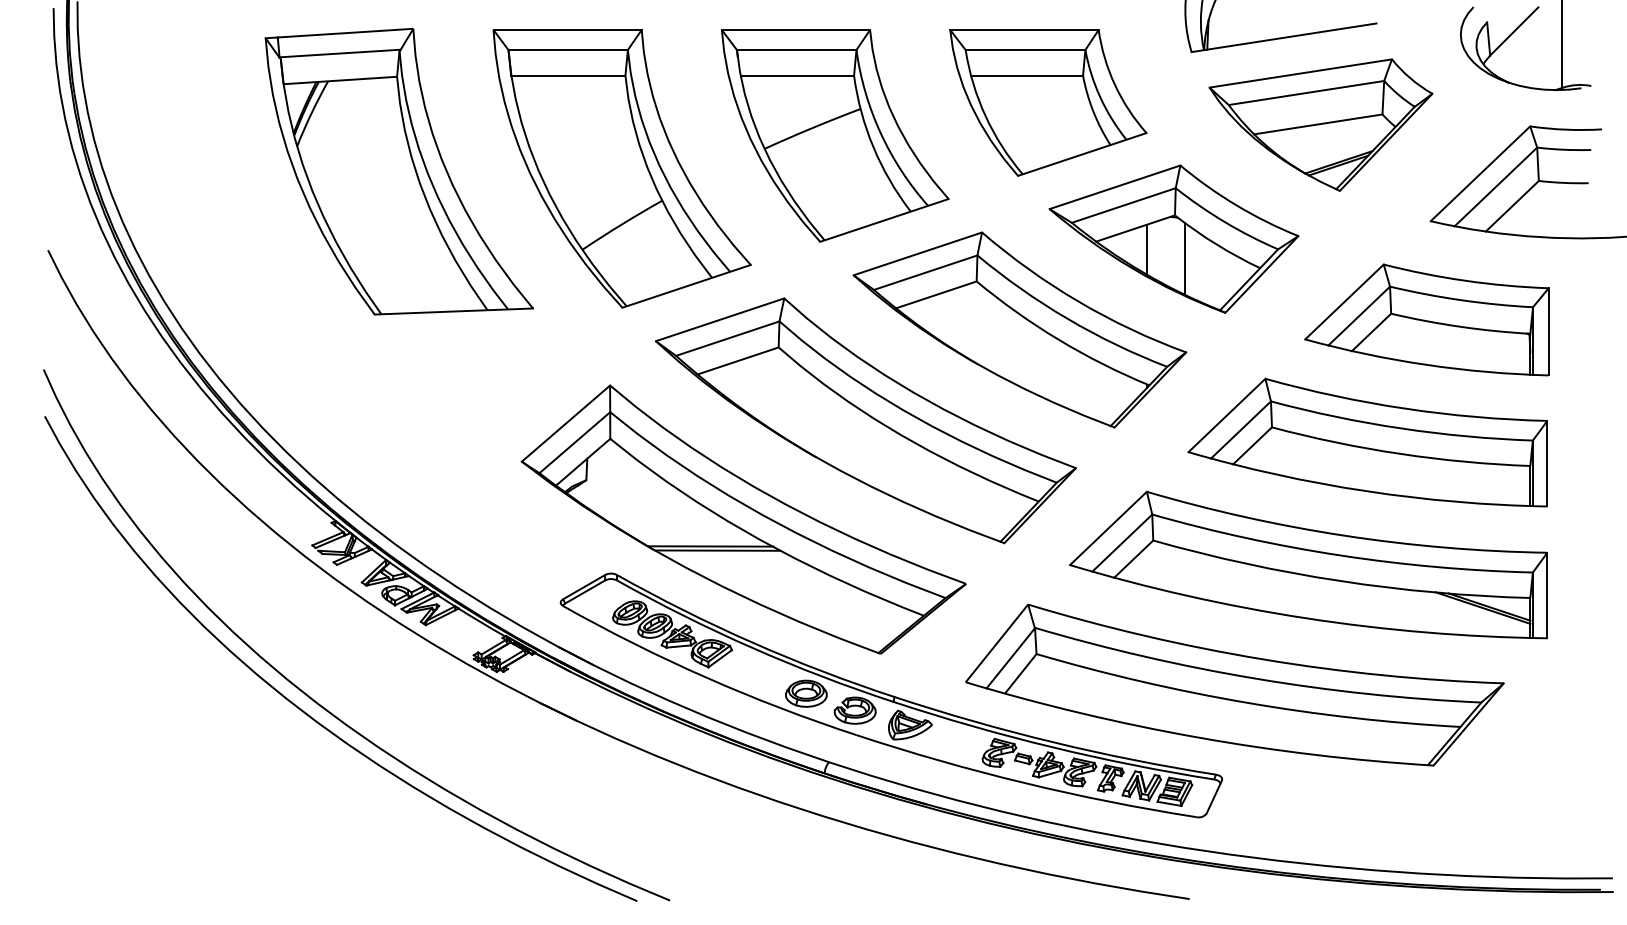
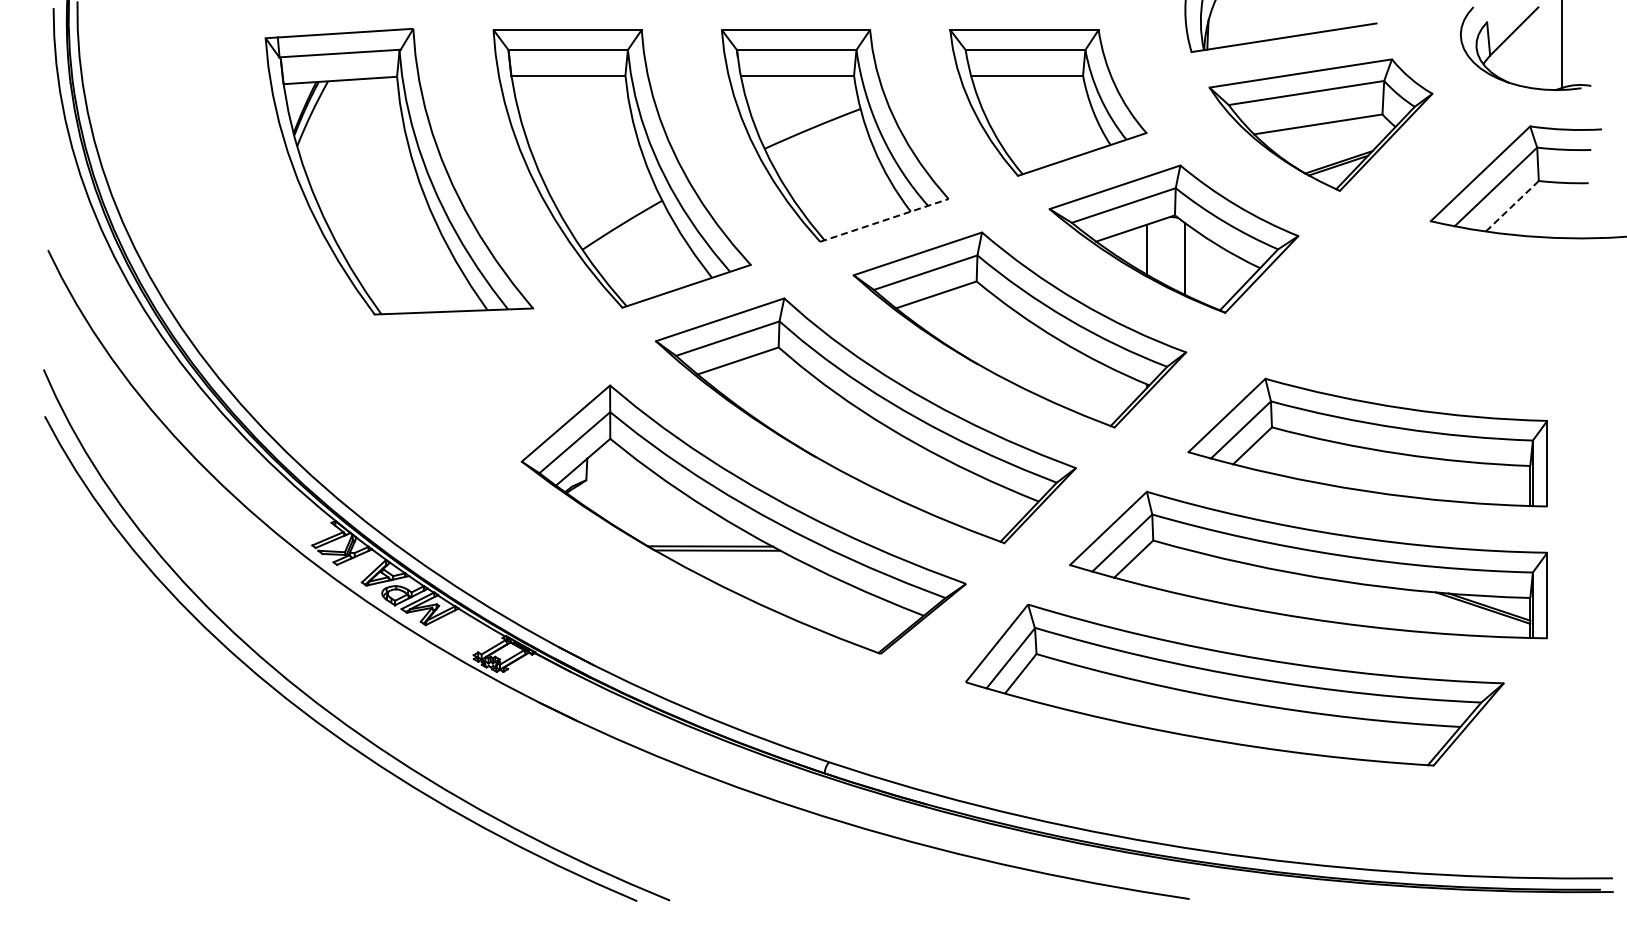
line: solid -> dashed (1512, 206)
line: solid -> dashed (884, 220)
part: present -> none (1426, 319)
part: present -> none (890, 695)
